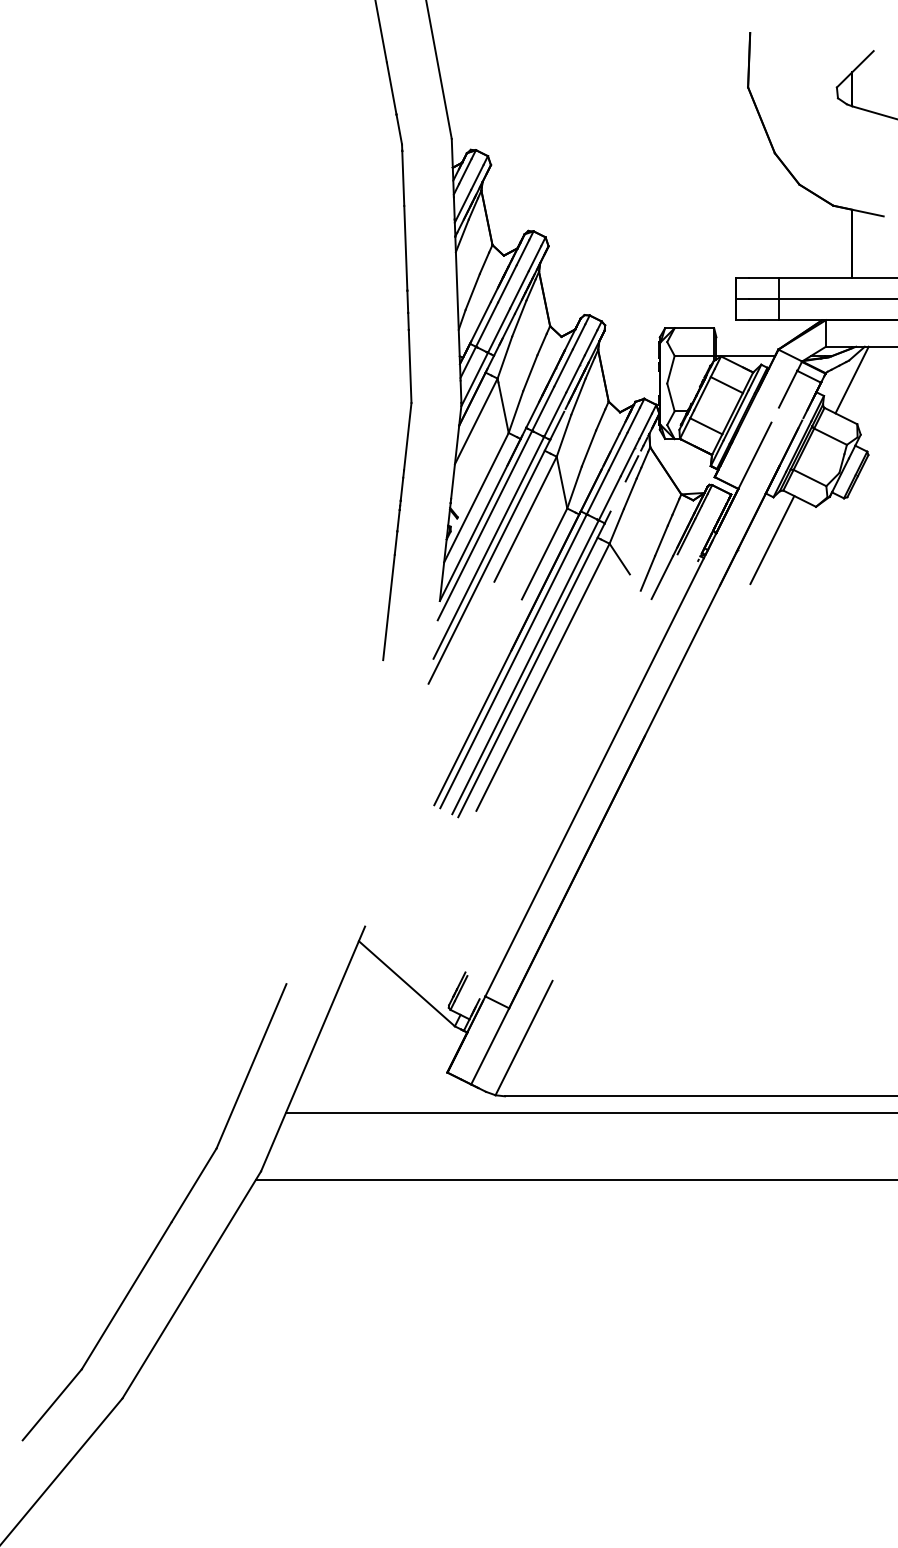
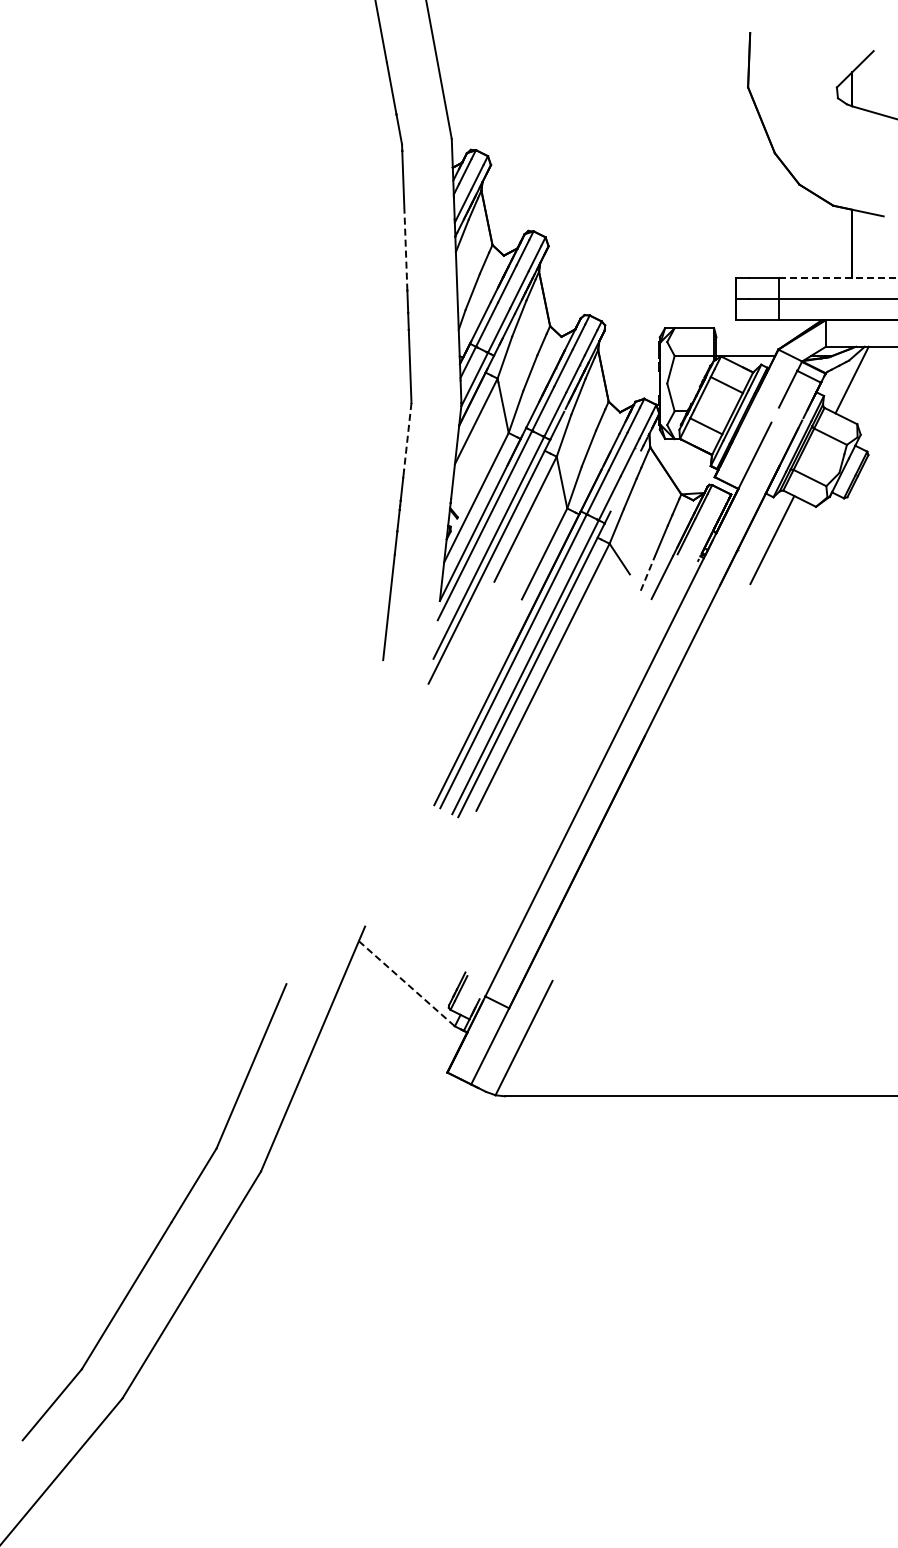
line: solid -> dashed (405, 247)
line: solid -> dashed (838, 277)
line: solid -> dashed (407, 436)
line: present -> none (631, 468)
line: solid -> dashed (647, 573)
line: solid -> dashed (407, 984)
line: present -> none (589, 1113)
line: present -> none (574, 1180)
